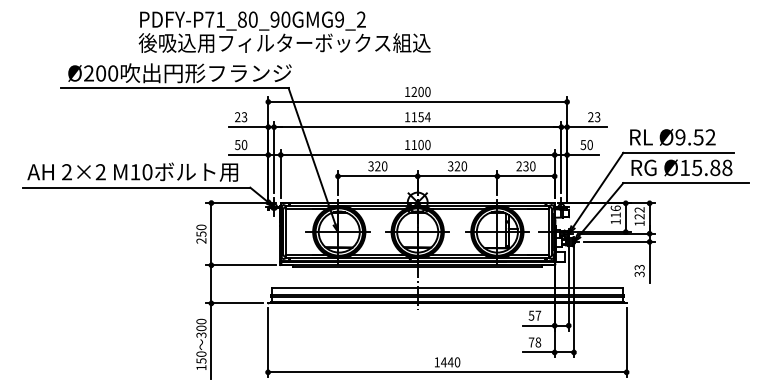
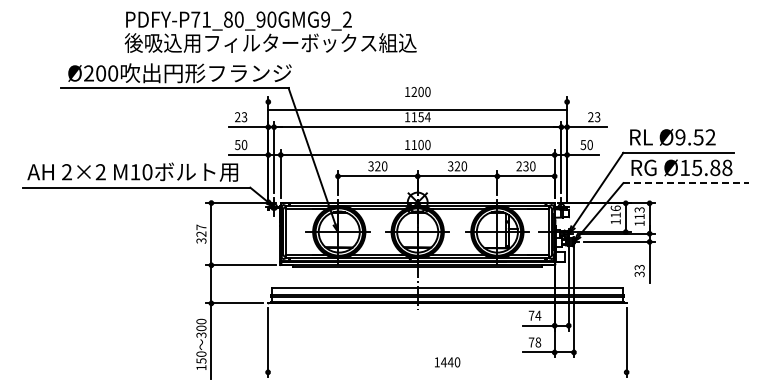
text position: (284, 31) -> (270, 31) (270, 31)
line position: (417, 101) -> (417, 109) (417, 109)
line: solid -> dashed (686, 183)
text: 122 -> 113 (639, 213)
text: 250 -> 327 (201, 233)
text: 57 -> 74 (534, 315)
line: present -> none (447, 372)
